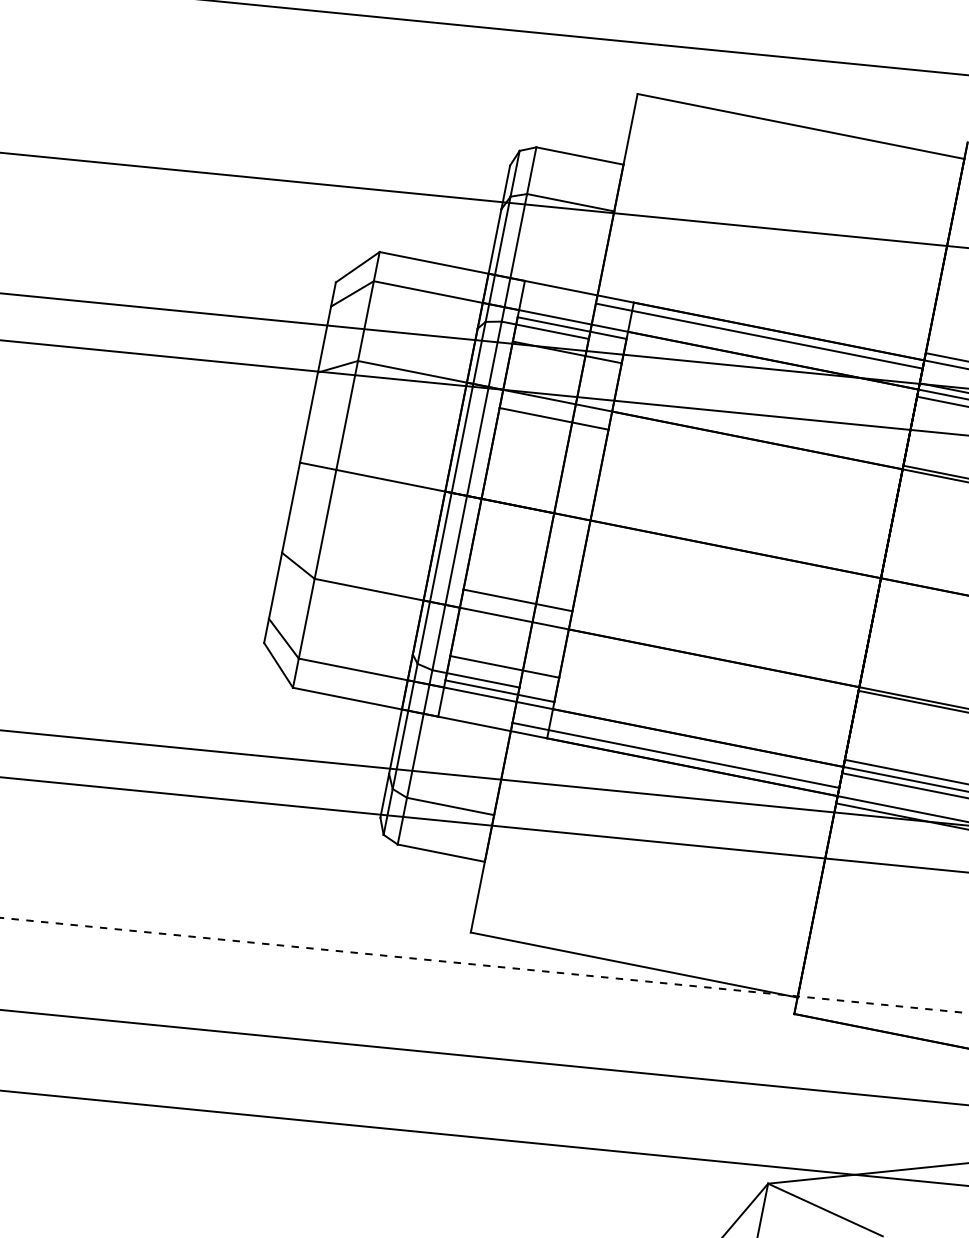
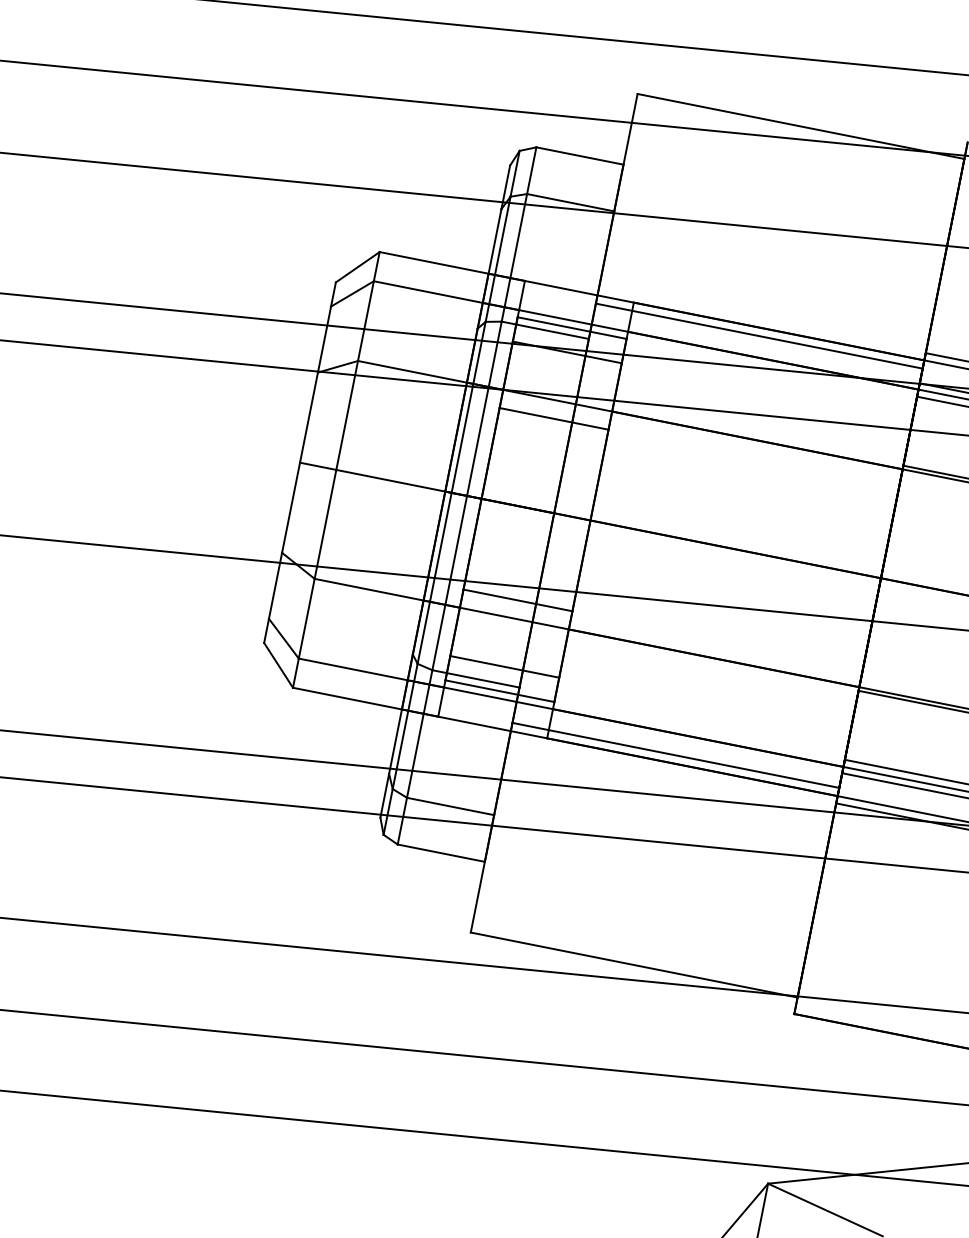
line: none -> present (483, 107)
line: none -> present (483, 582)
line: dashed -> solid (483, 965)
